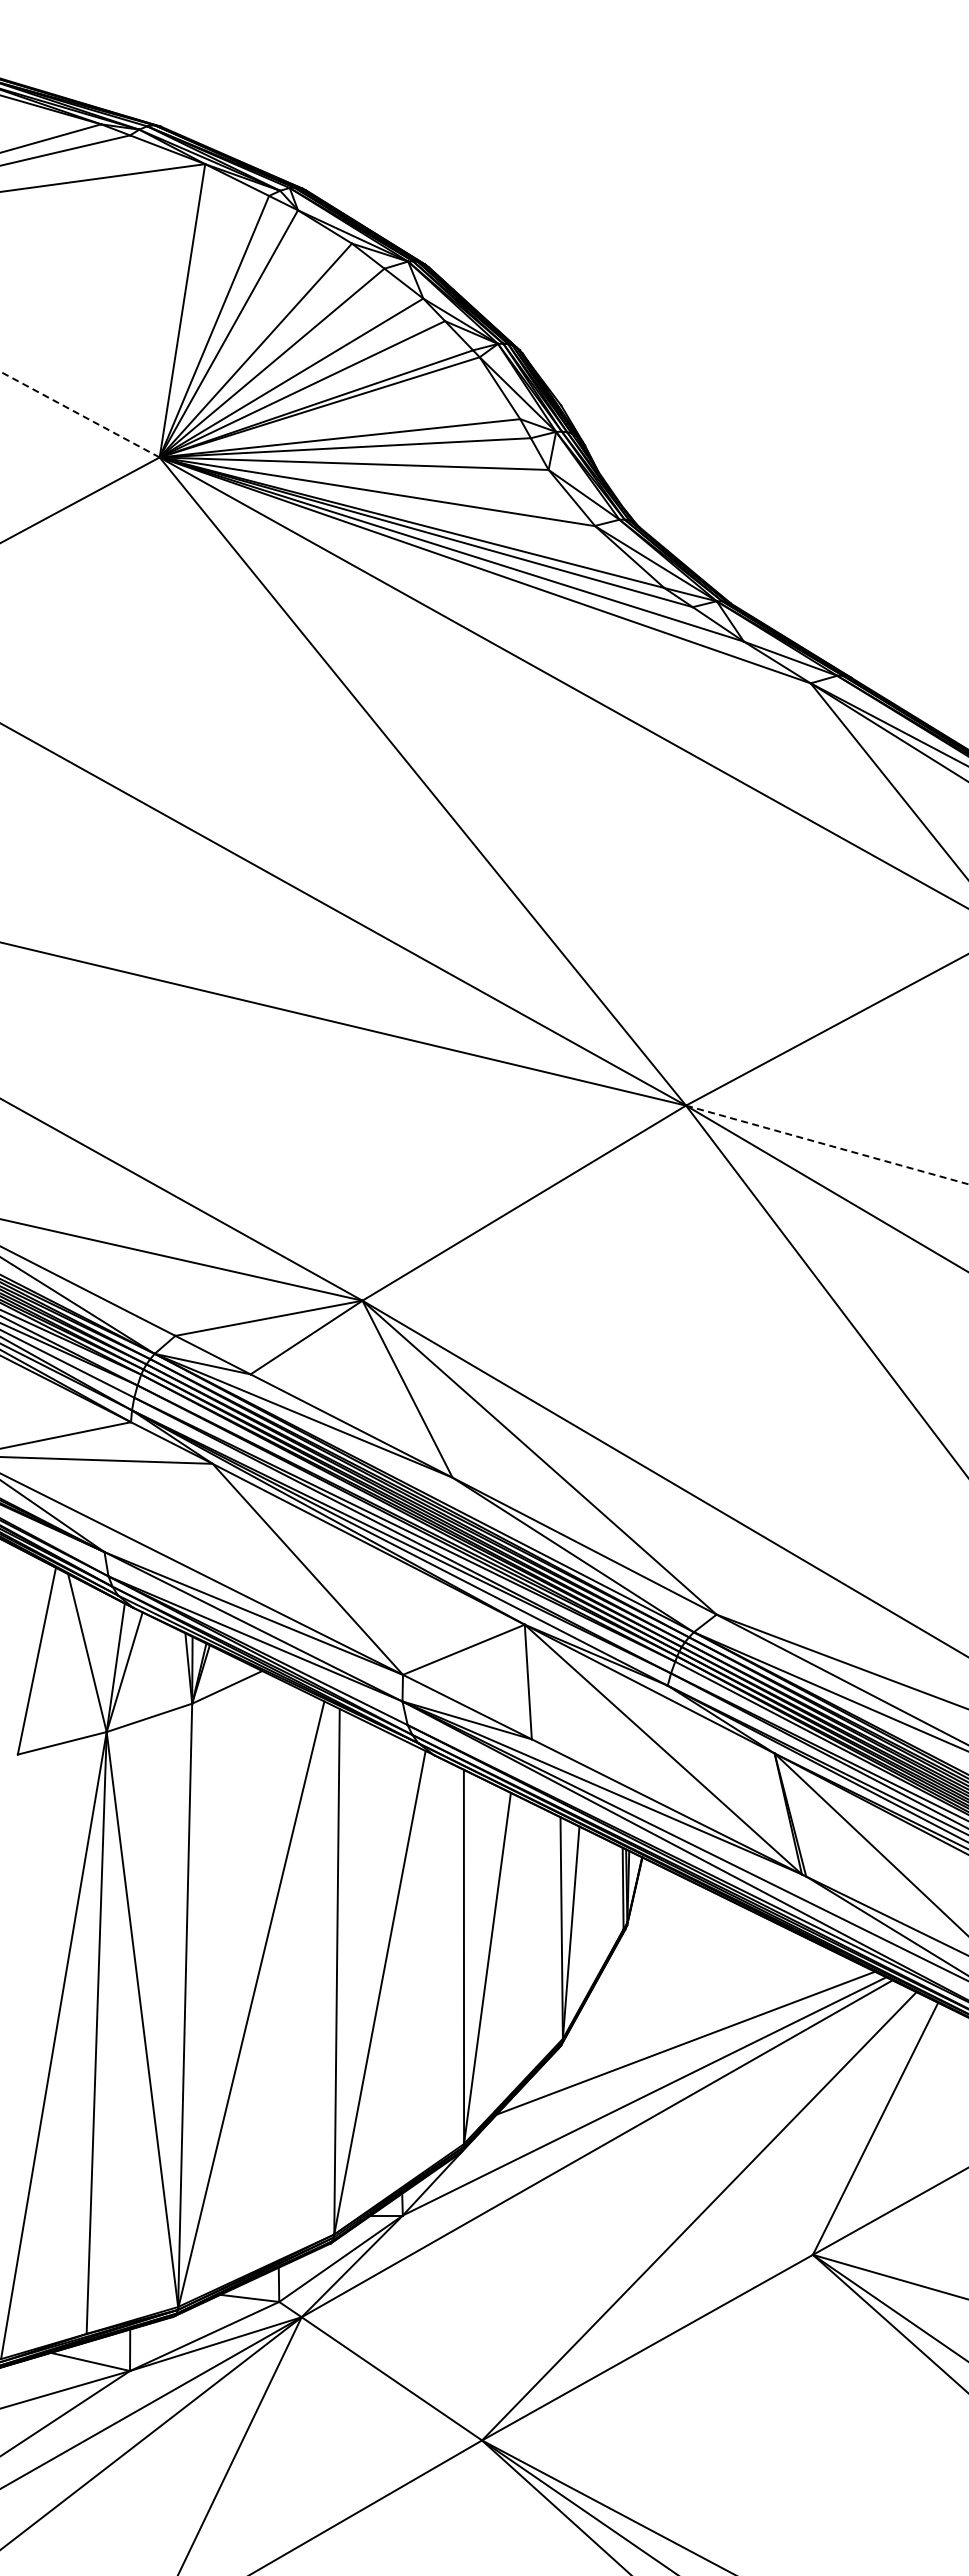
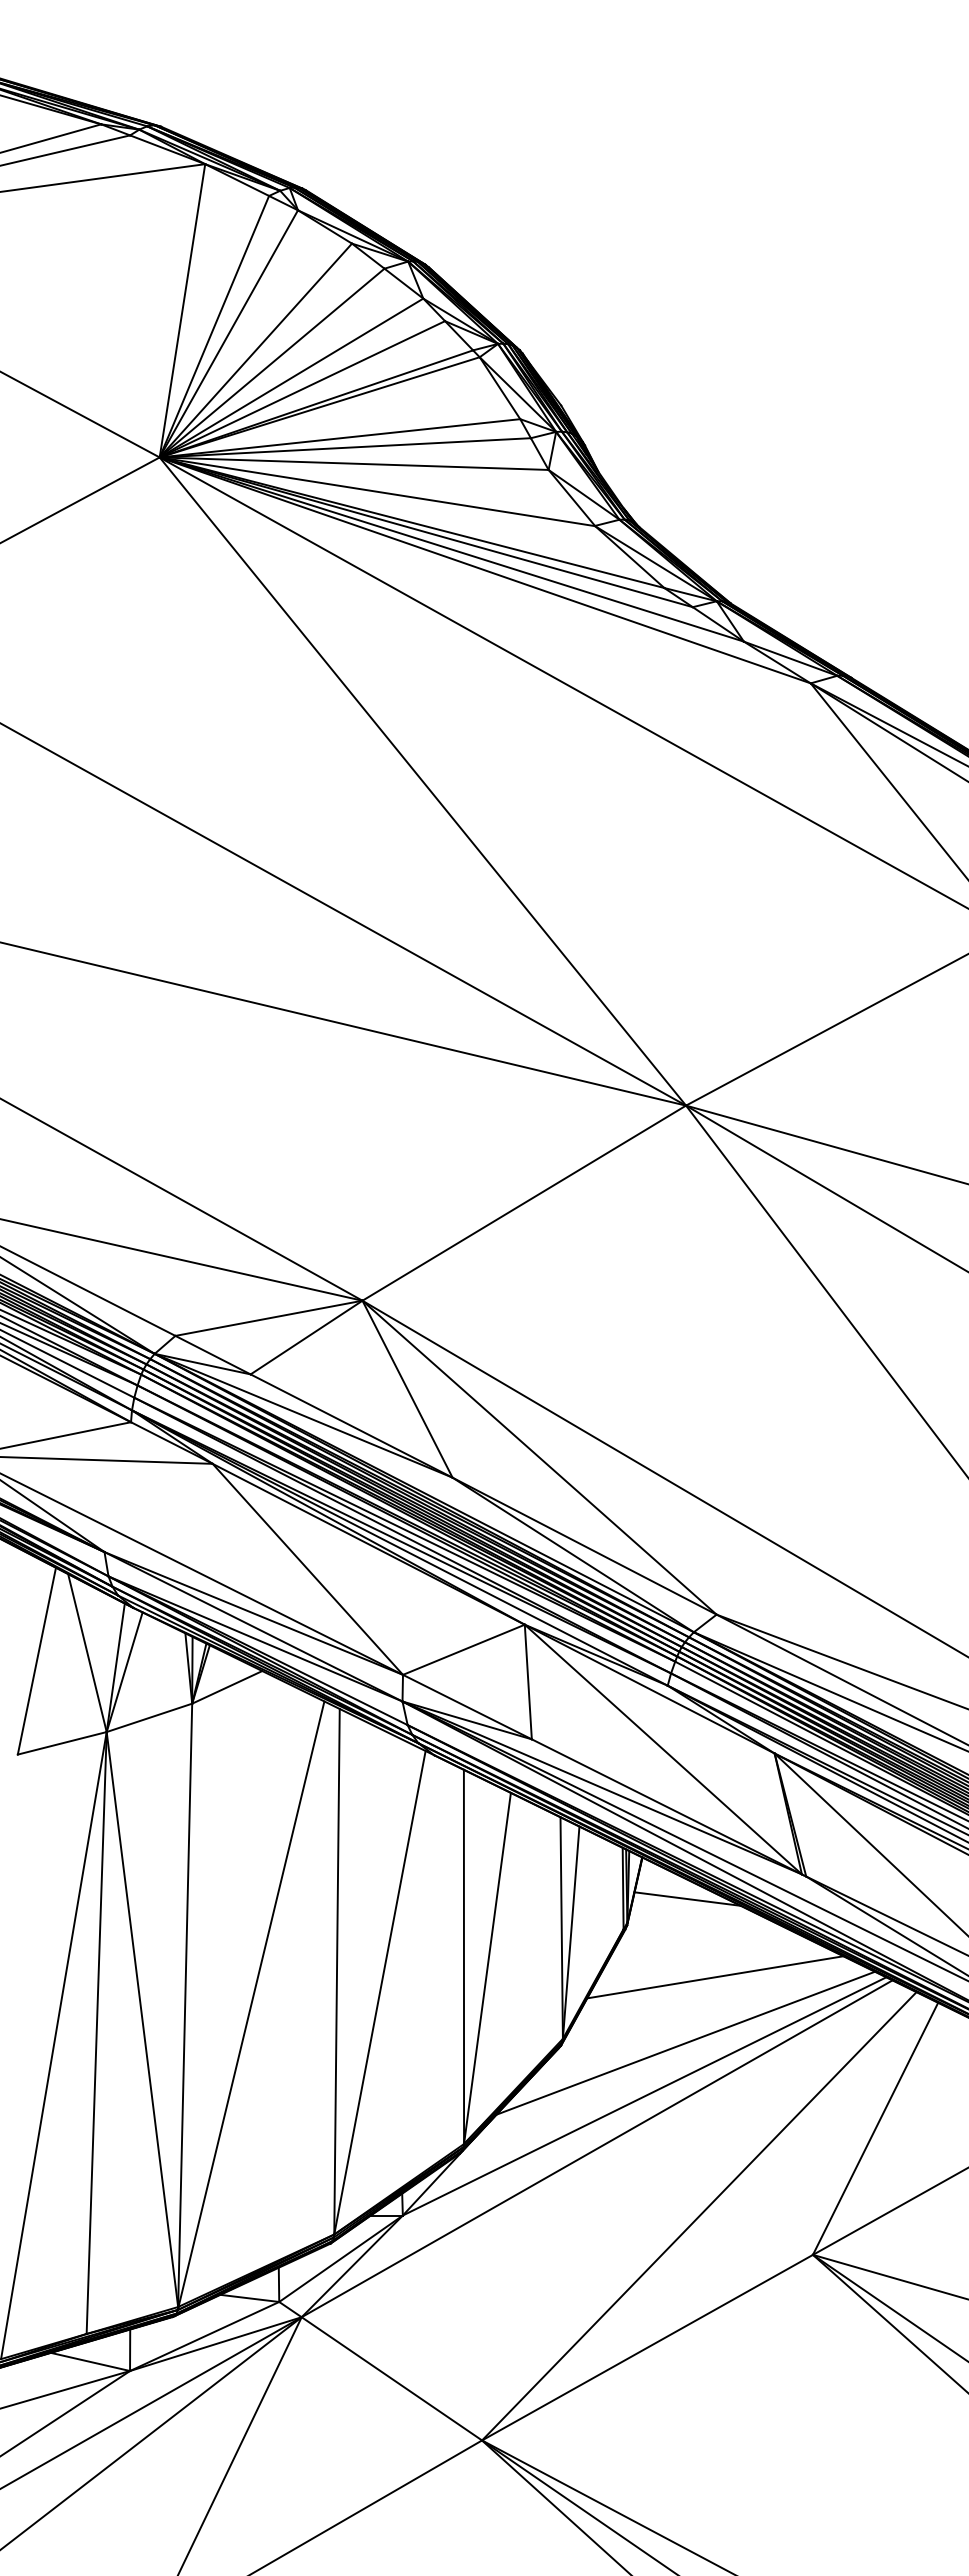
line: dashed -> solid (79, 414)
line: dashed -> solid (827, 1145)
line: none -> present (687, 1898)
line: none -> present (715, 1977)
